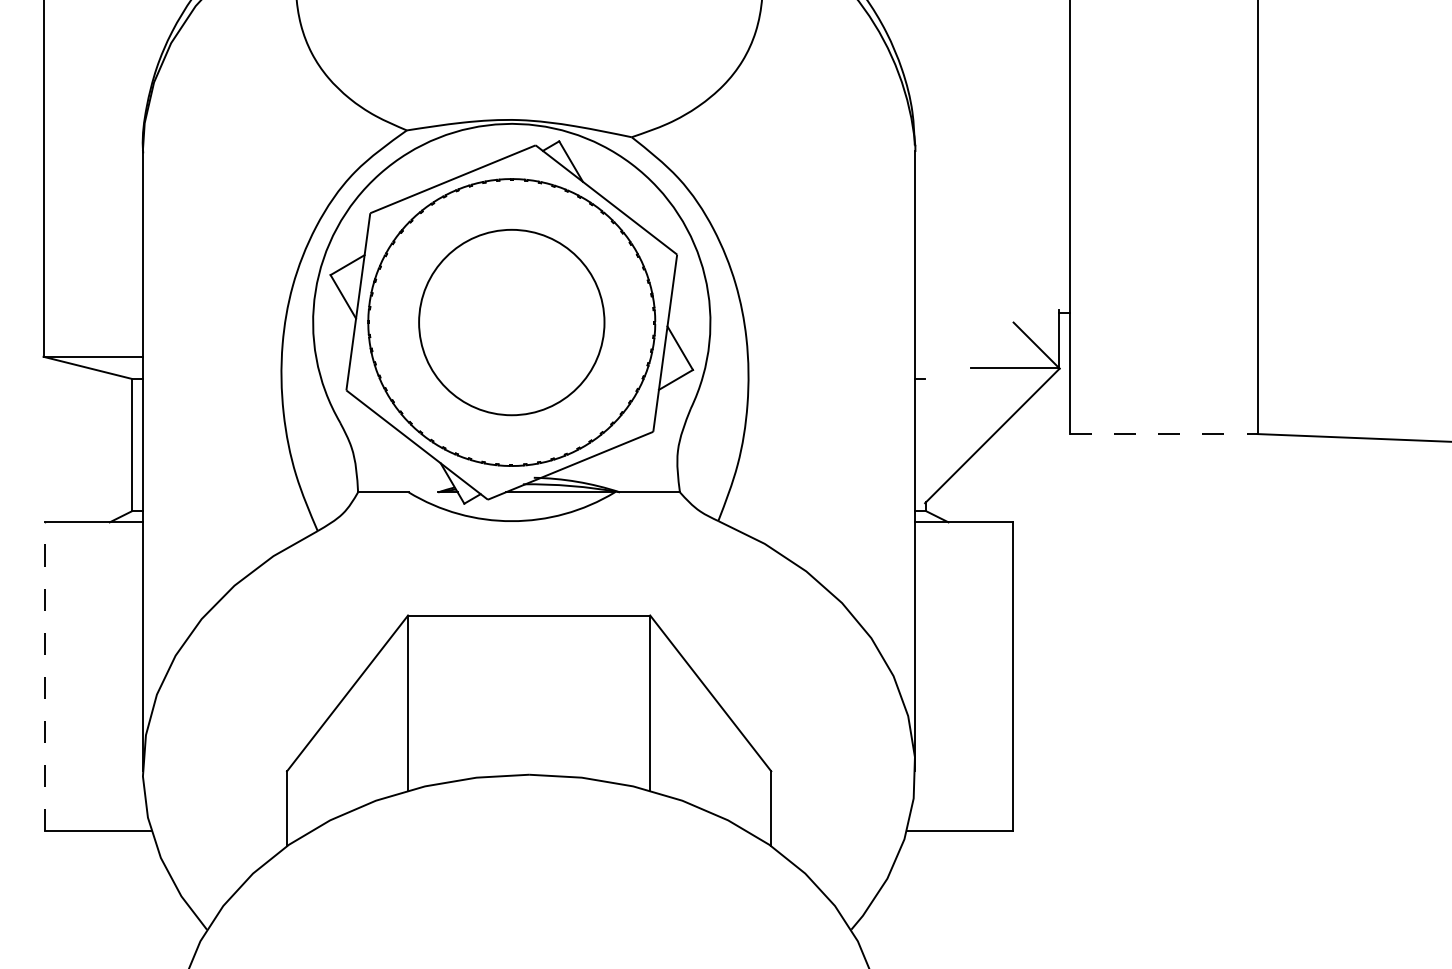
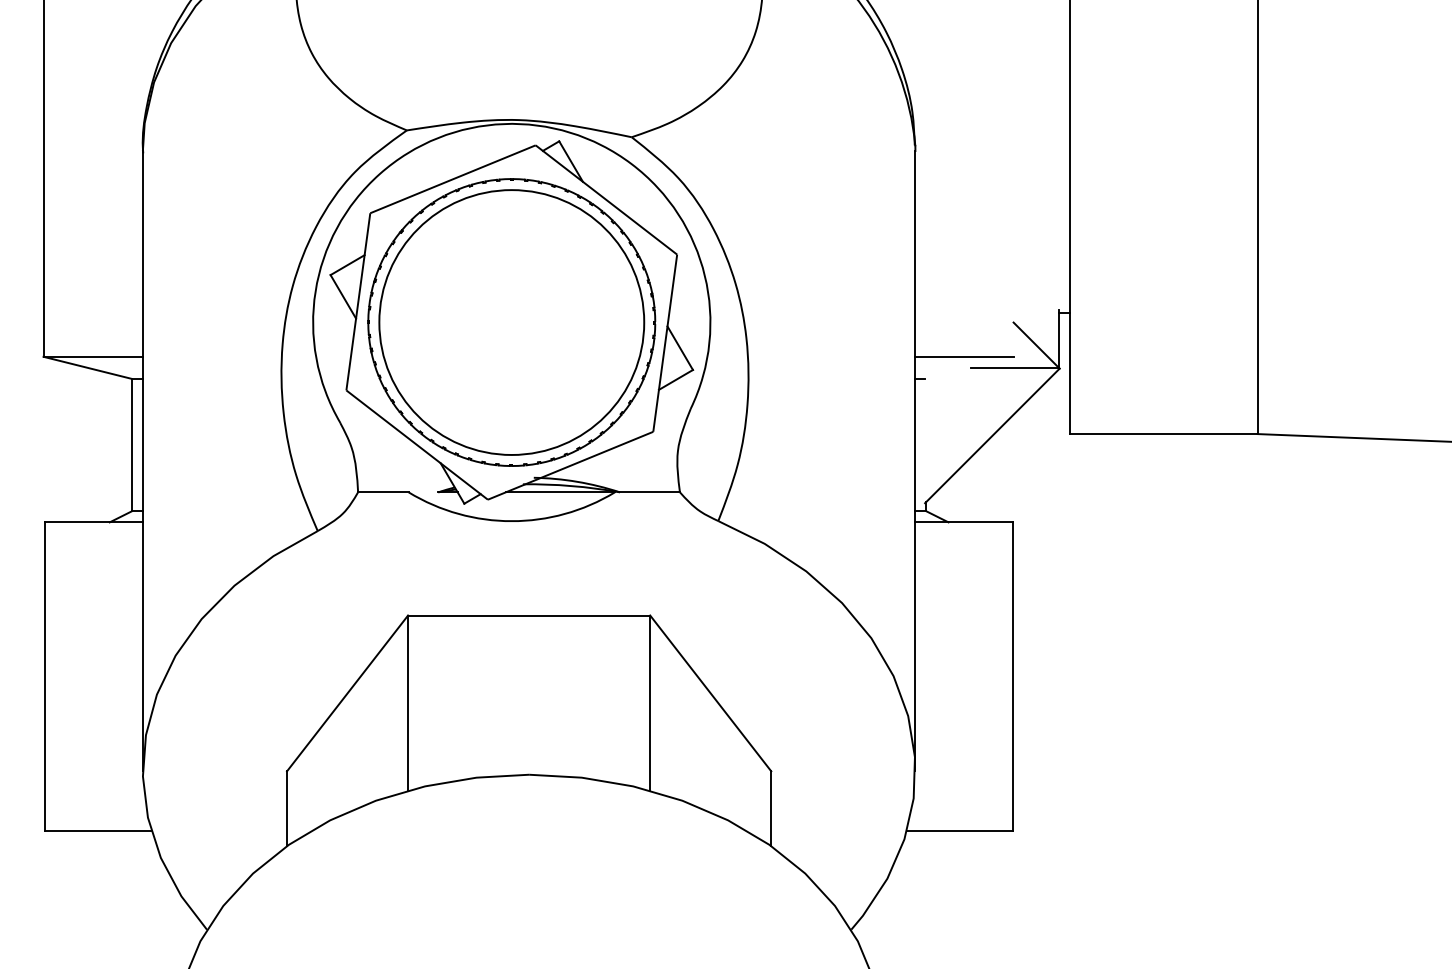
circle diameter: 185 px -> 265 px (511, 322)
line: none -> present (964, 356)
line: dashed -> solid (1163, 434)
line: dashed -> solid (44, 676)
